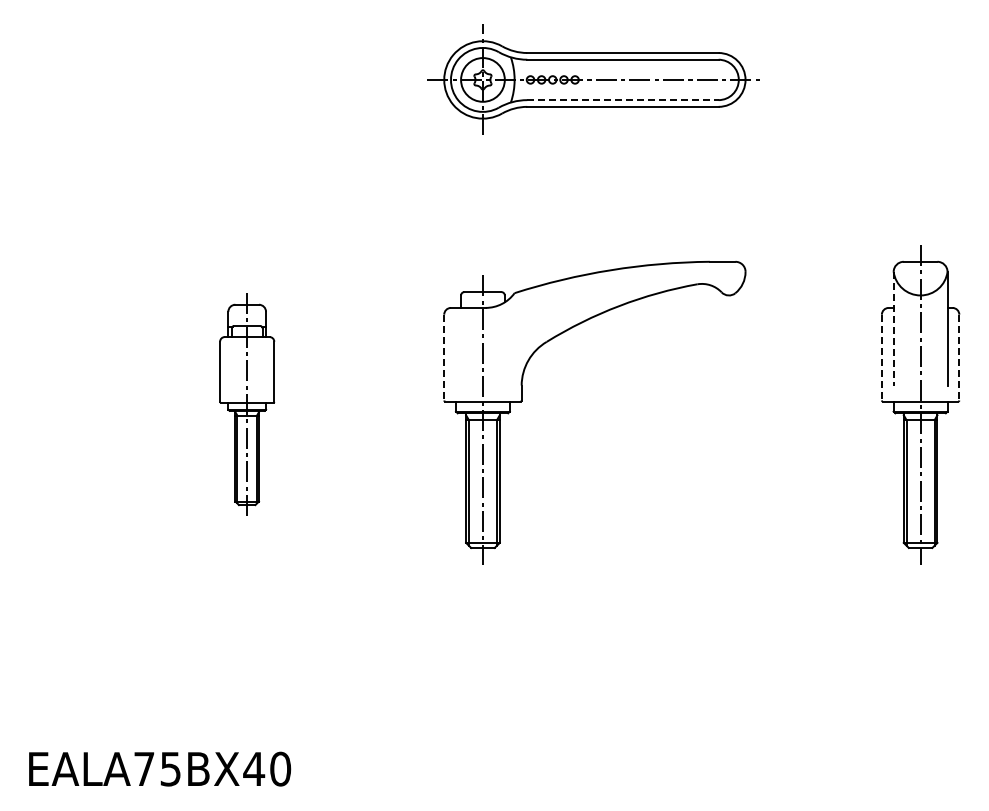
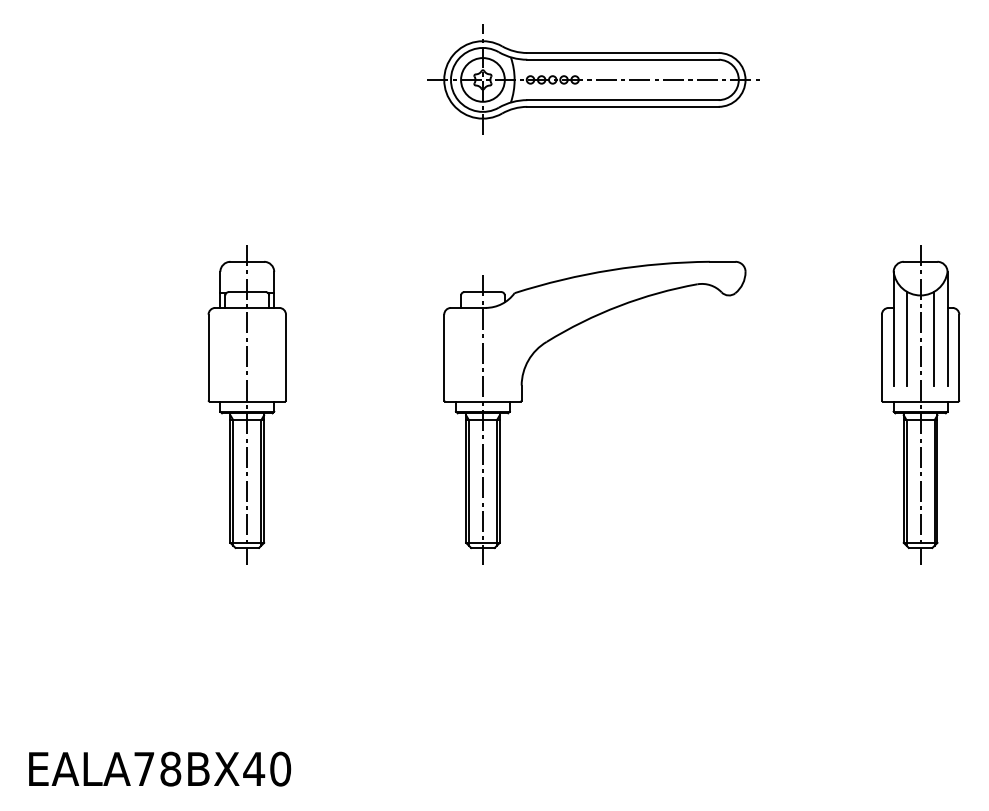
line: dashed -> solid (622, 100)
line: dashed -> solid (893, 328)
line: none -> present (907, 338)
line: none -> present (934, 338)
line: dashed -> solid (444, 357)
line: dashed -> solid (881, 357)
line: dashed -> solid (959, 357)
part size: 57x223 px -> 80x320 px (246, 404)
text: EALA75BX40 -> EALA78BX40 (170, 768)
